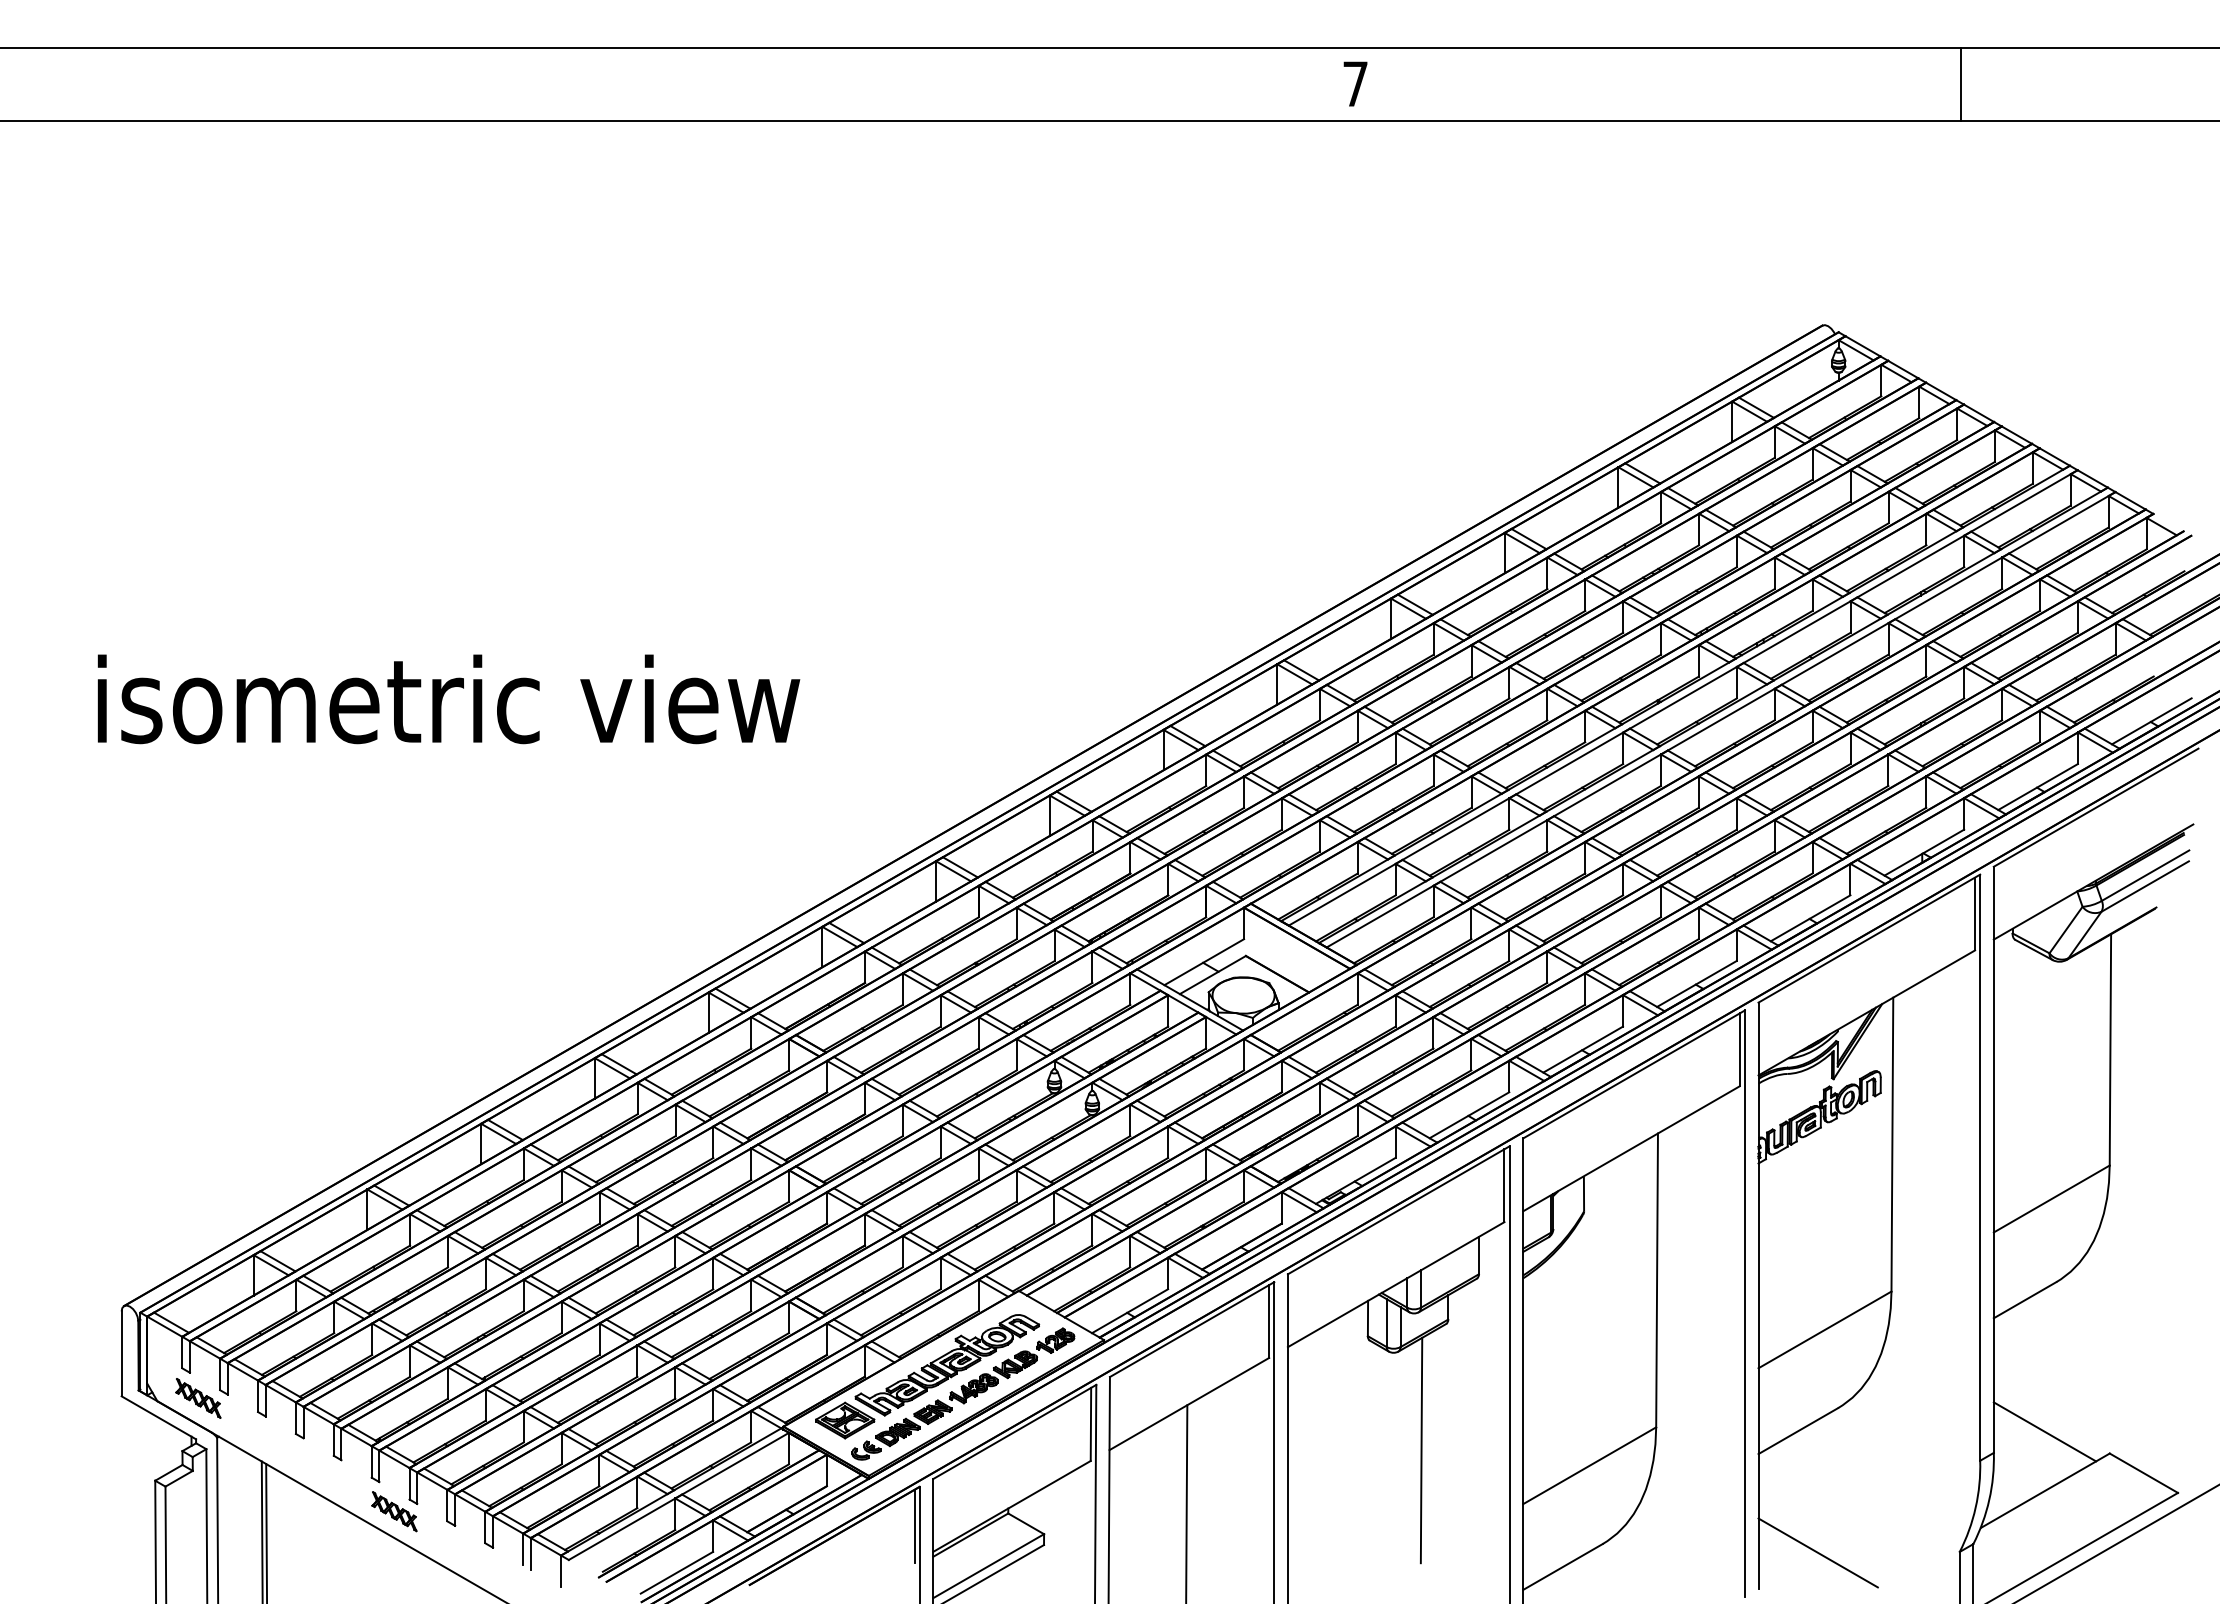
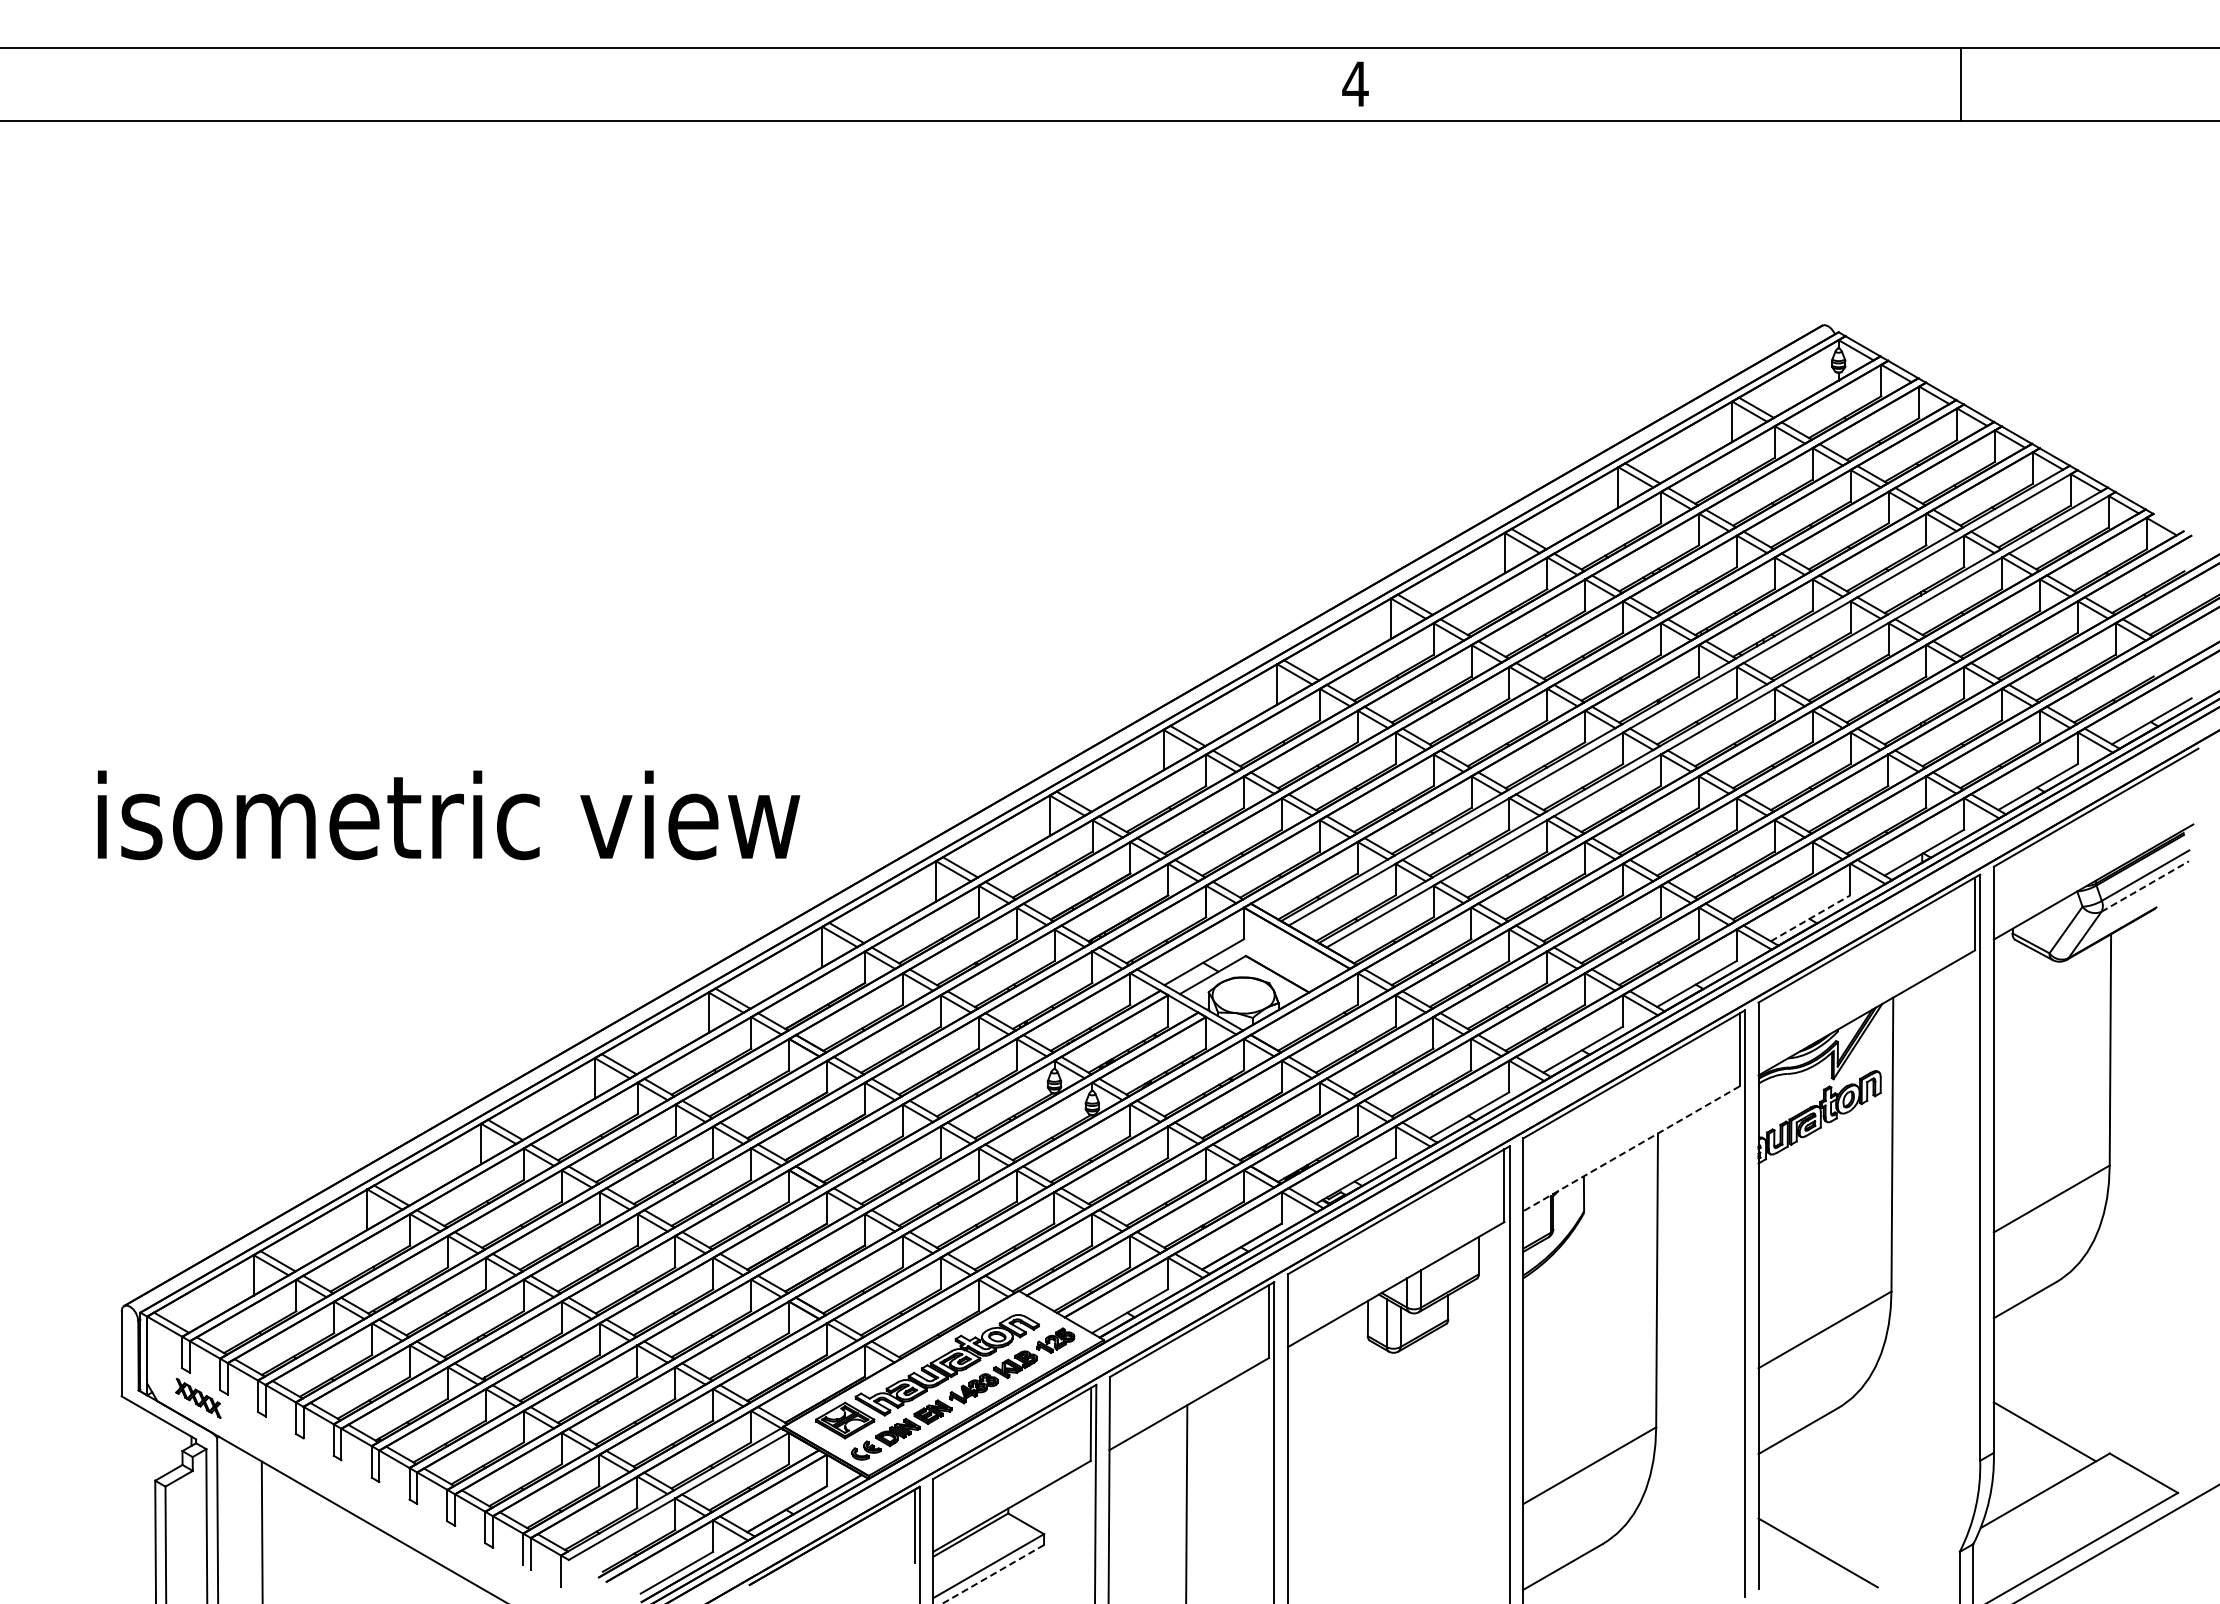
text: 7 -> 4 (1355, 83)
text position: (448, 699) -> (448, 815) (448, 815)
line: solid -> dashed (2145, 886)
line: solid -> dashed (1810, 918)
line: solid -> dashed (1631, 1149)
line: present -> none (1421, 1450)
part: present -> none (394, 1511)
line: present -> none (266, 1532)
line: solid -> dashed (992, 1574)
